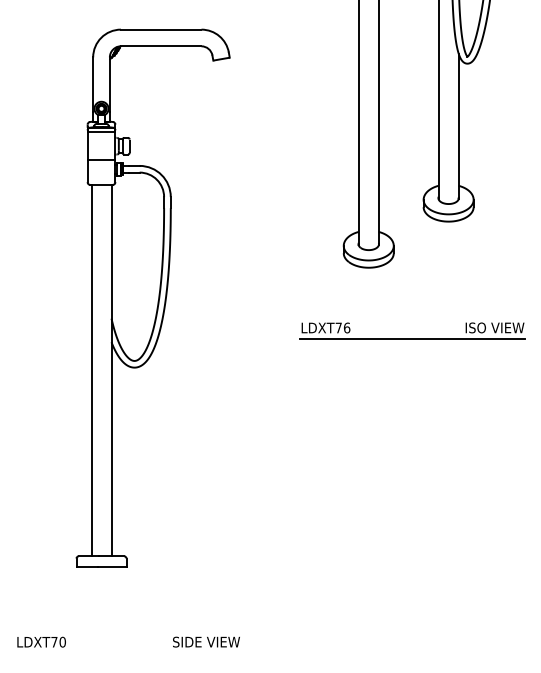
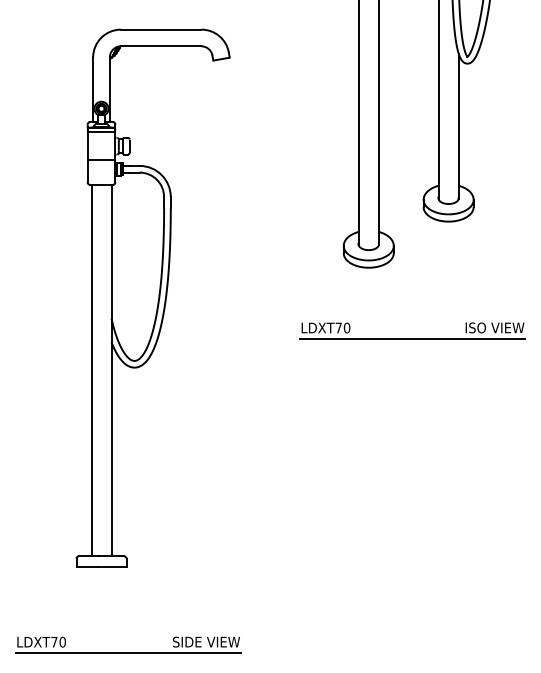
text: LDXT76 -> LDXT70 (347, 327)
line: none -> present (128, 652)
